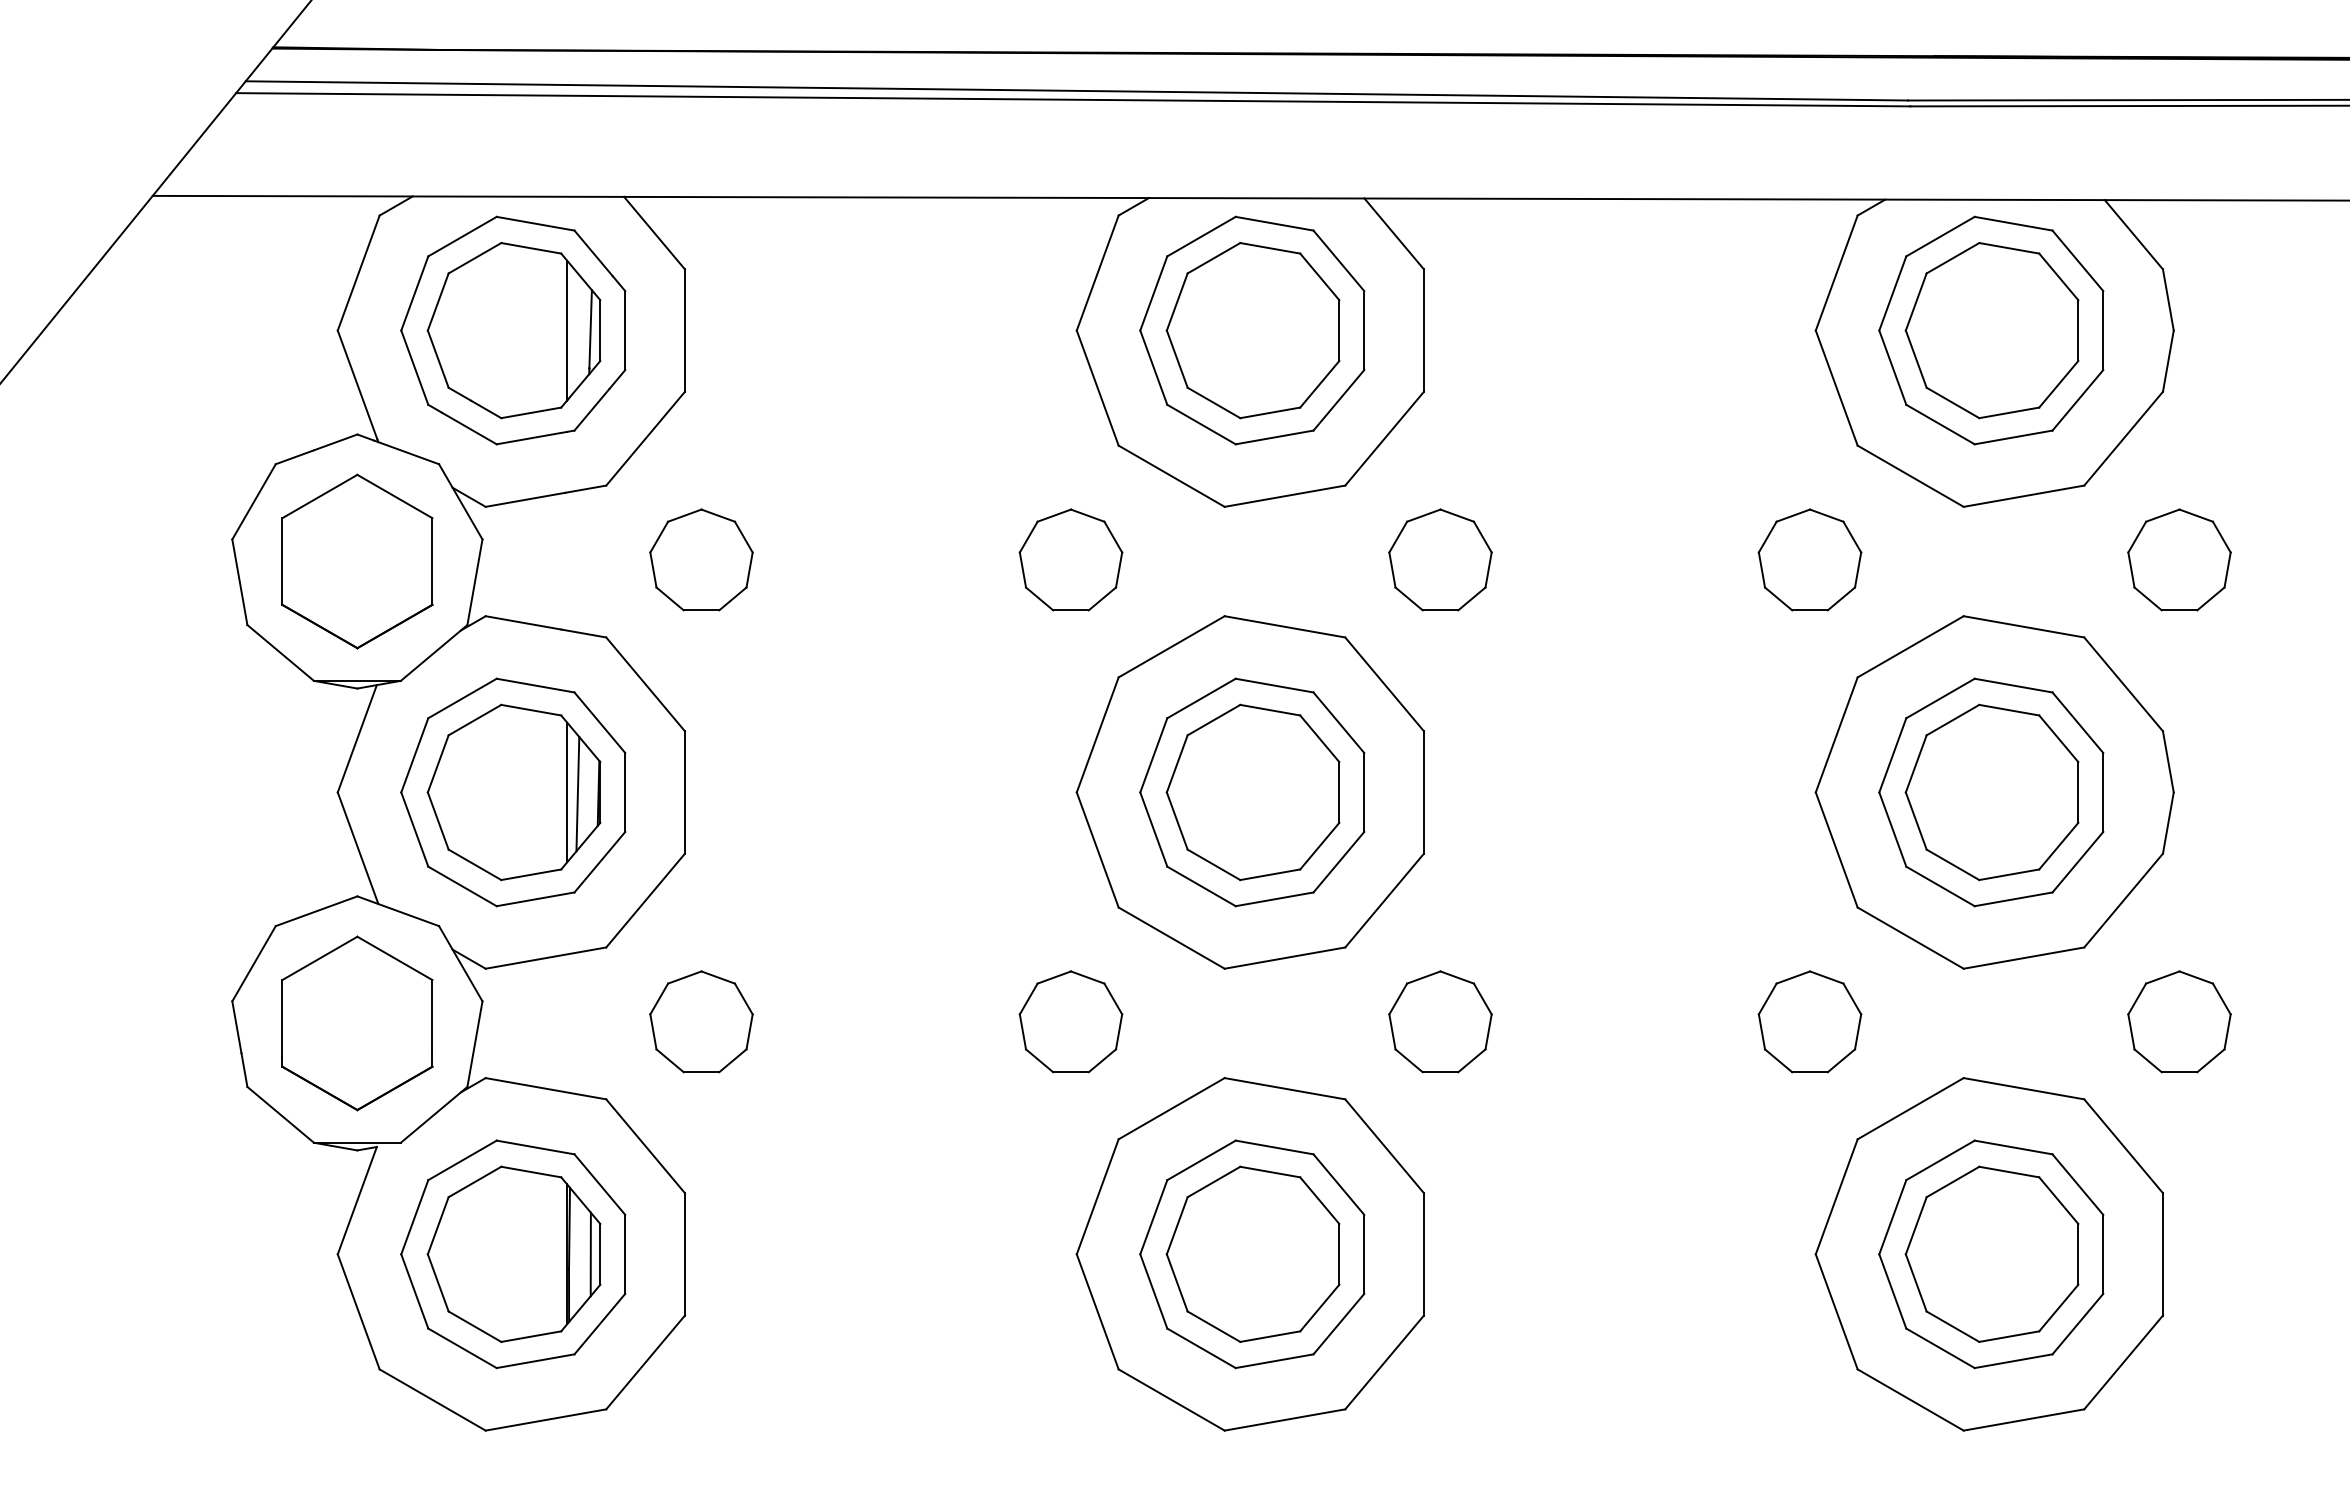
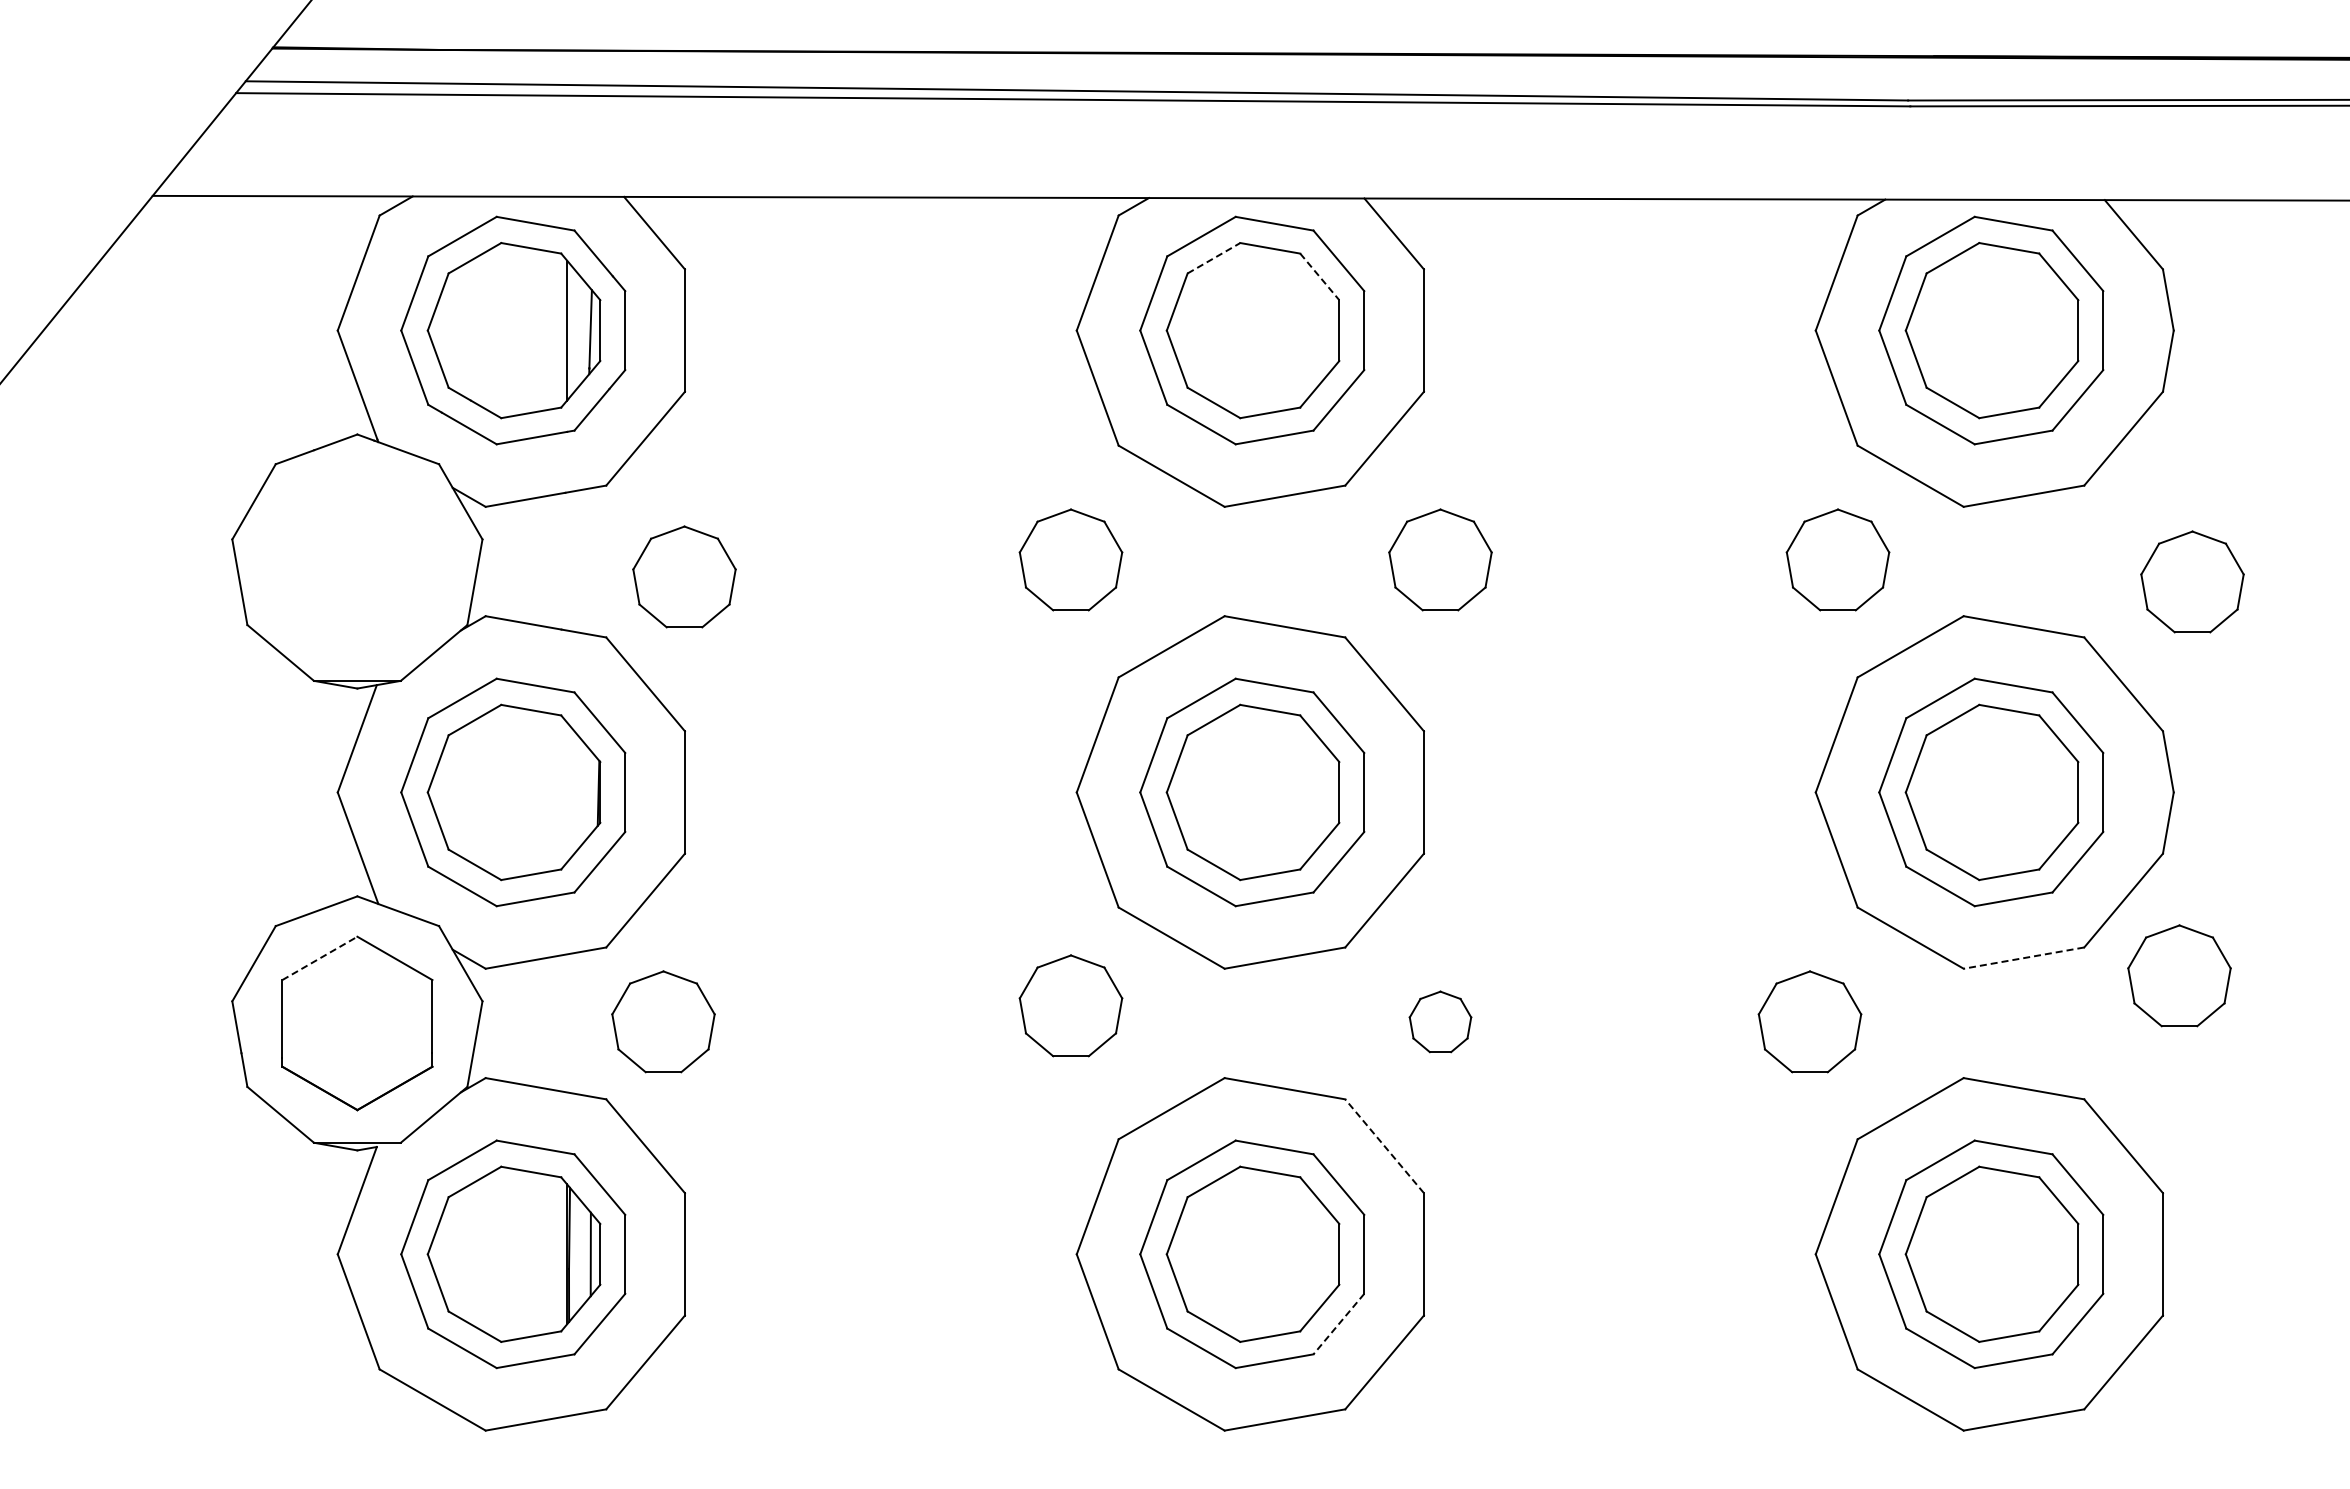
line: solid -> dashed (1214, 257)
line: solid -> dashed (1320, 277)
part position: (701, 559) -> (684, 576) (684, 576)
part position: (1809, 559) -> (1837, 559) (1837, 559)
part position: (2179, 559) -> (2192, 581) (2192, 581)
part: present -> none (357, 561)
line: present -> none (567, 792)
line: present -> none (577, 794)
line: solid -> dashed (320, 958)
line: solid -> dashed (2023, 958)
part position: (701, 1021) -> (663, 1021) (663, 1021)
part position: (1070, 1021) -> (1070, 1005) (1070, 1005)
part size: 105x104 px -> 65x64 px (1440, 1021)
part position: (2179, 1021) -> (2179, 975) (2179, 975)
line: solid -> dashed (1384, 1145)
line: solid -> dashed (1338, 1324)
